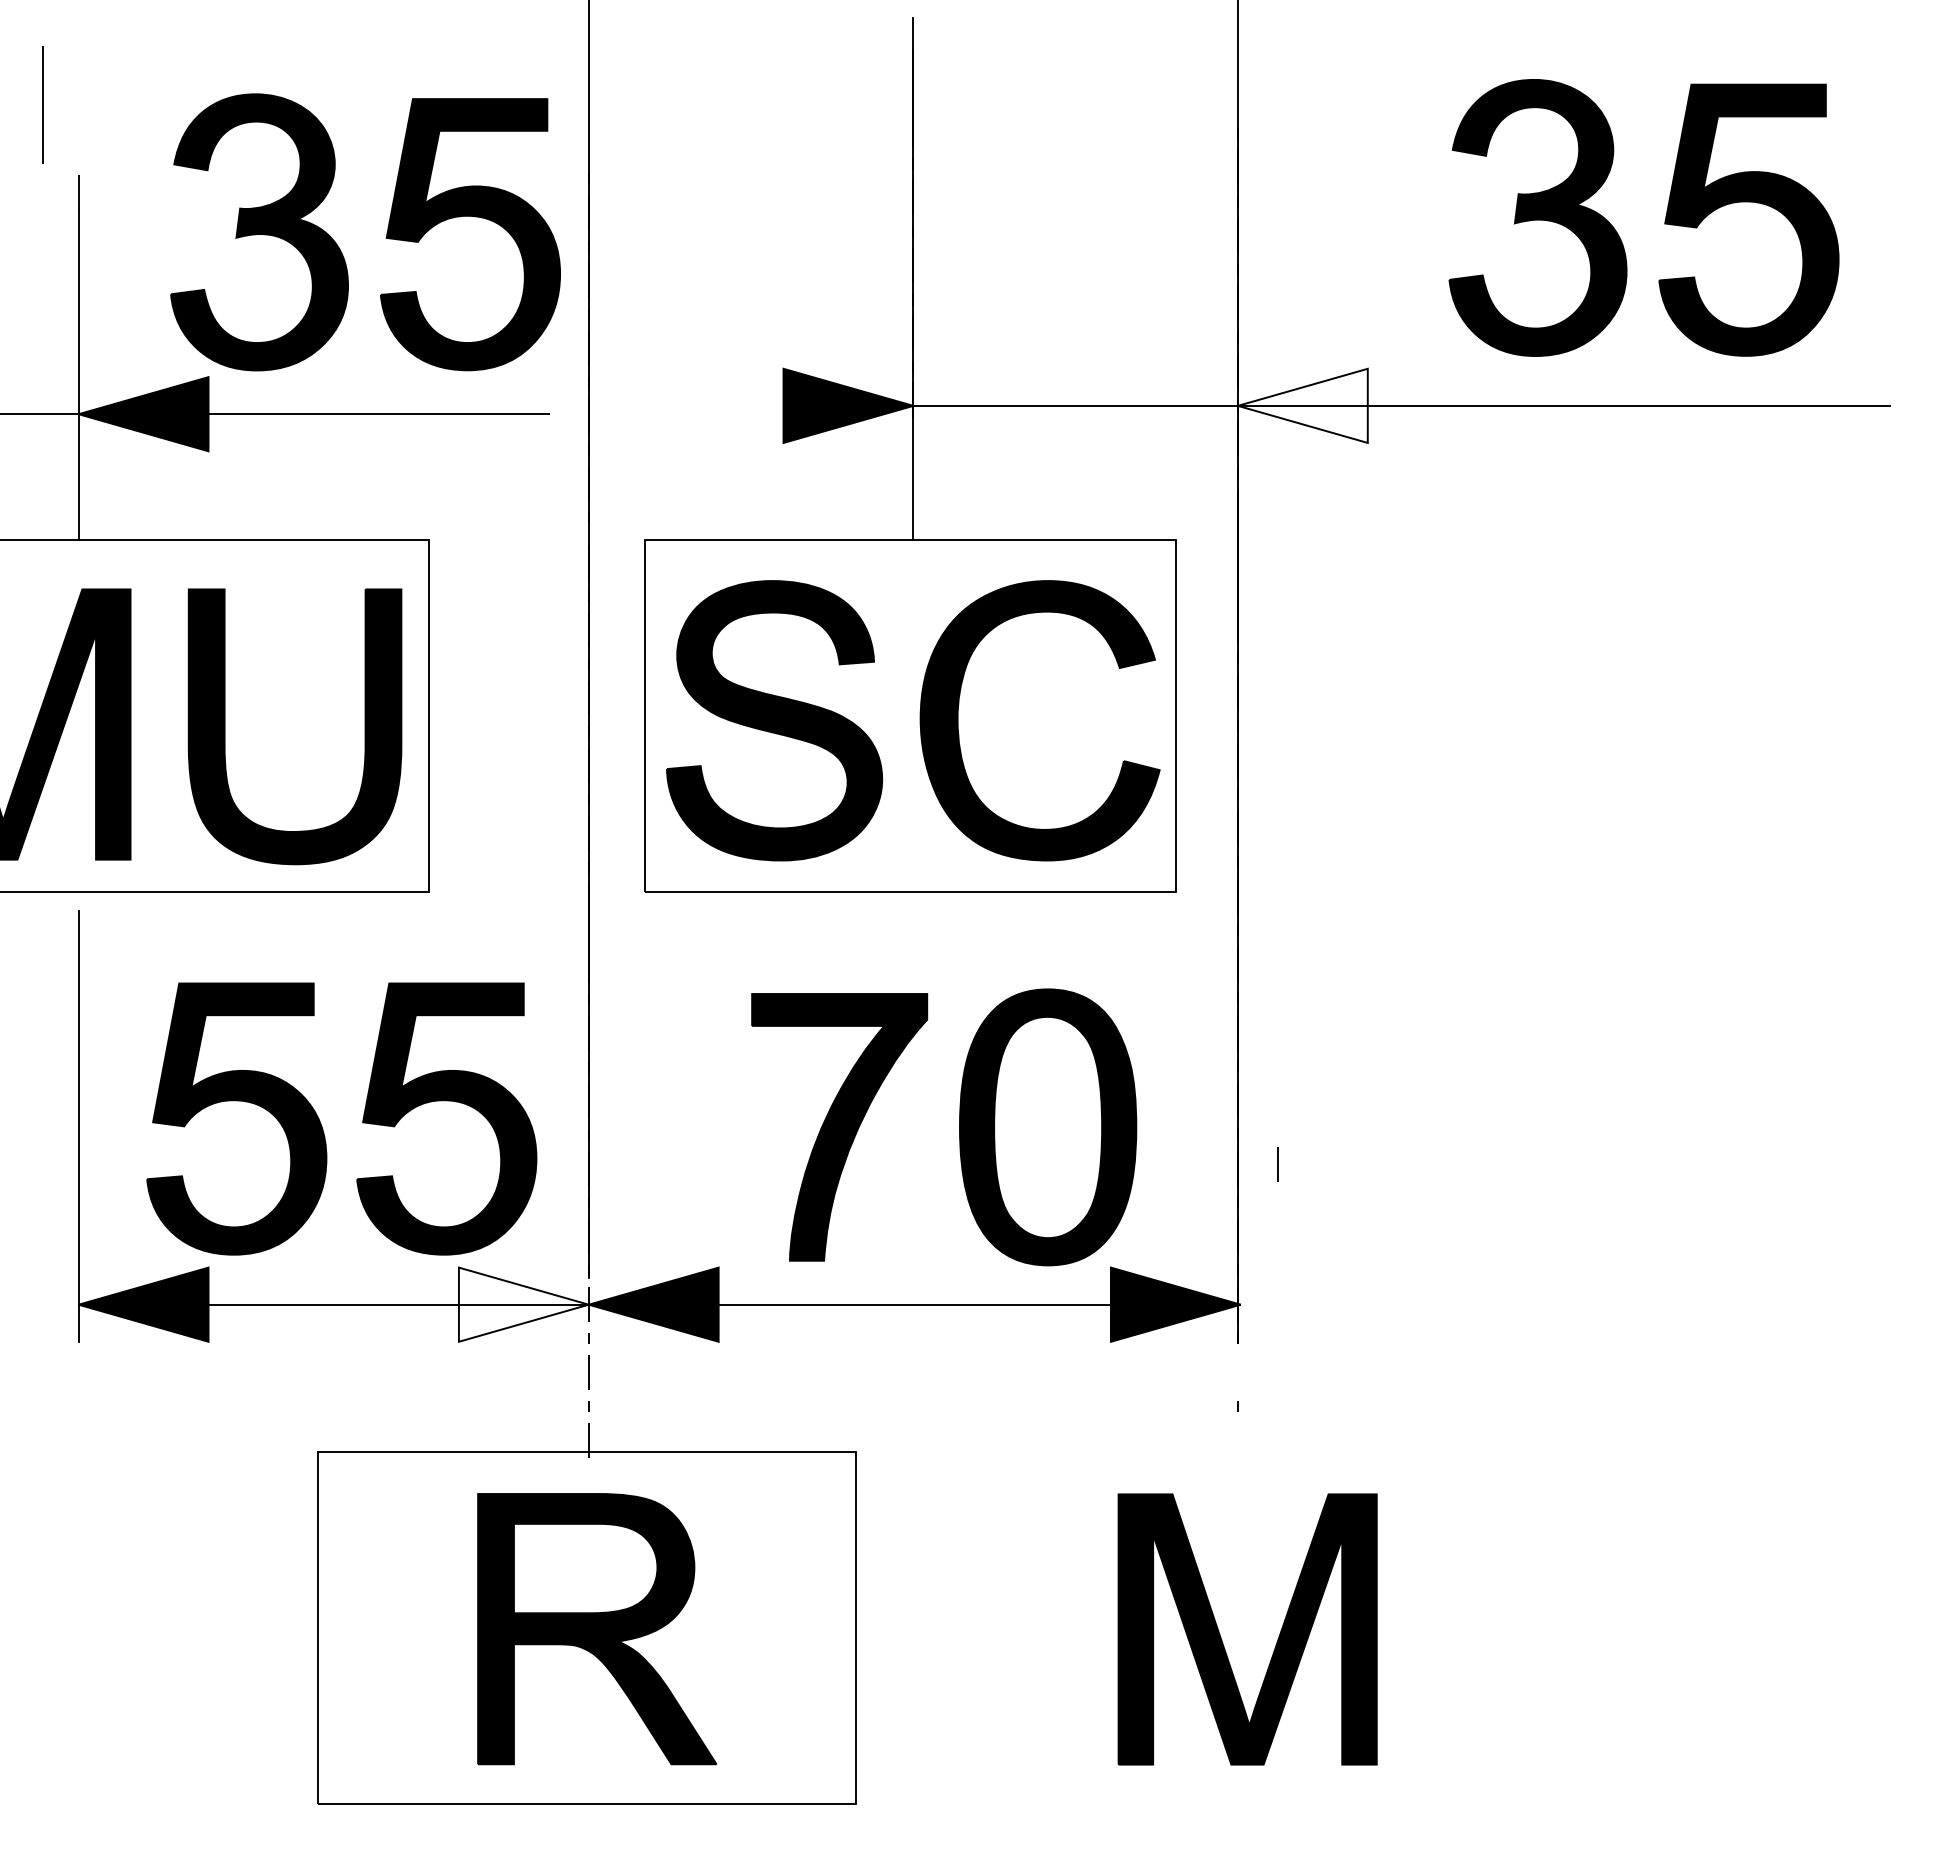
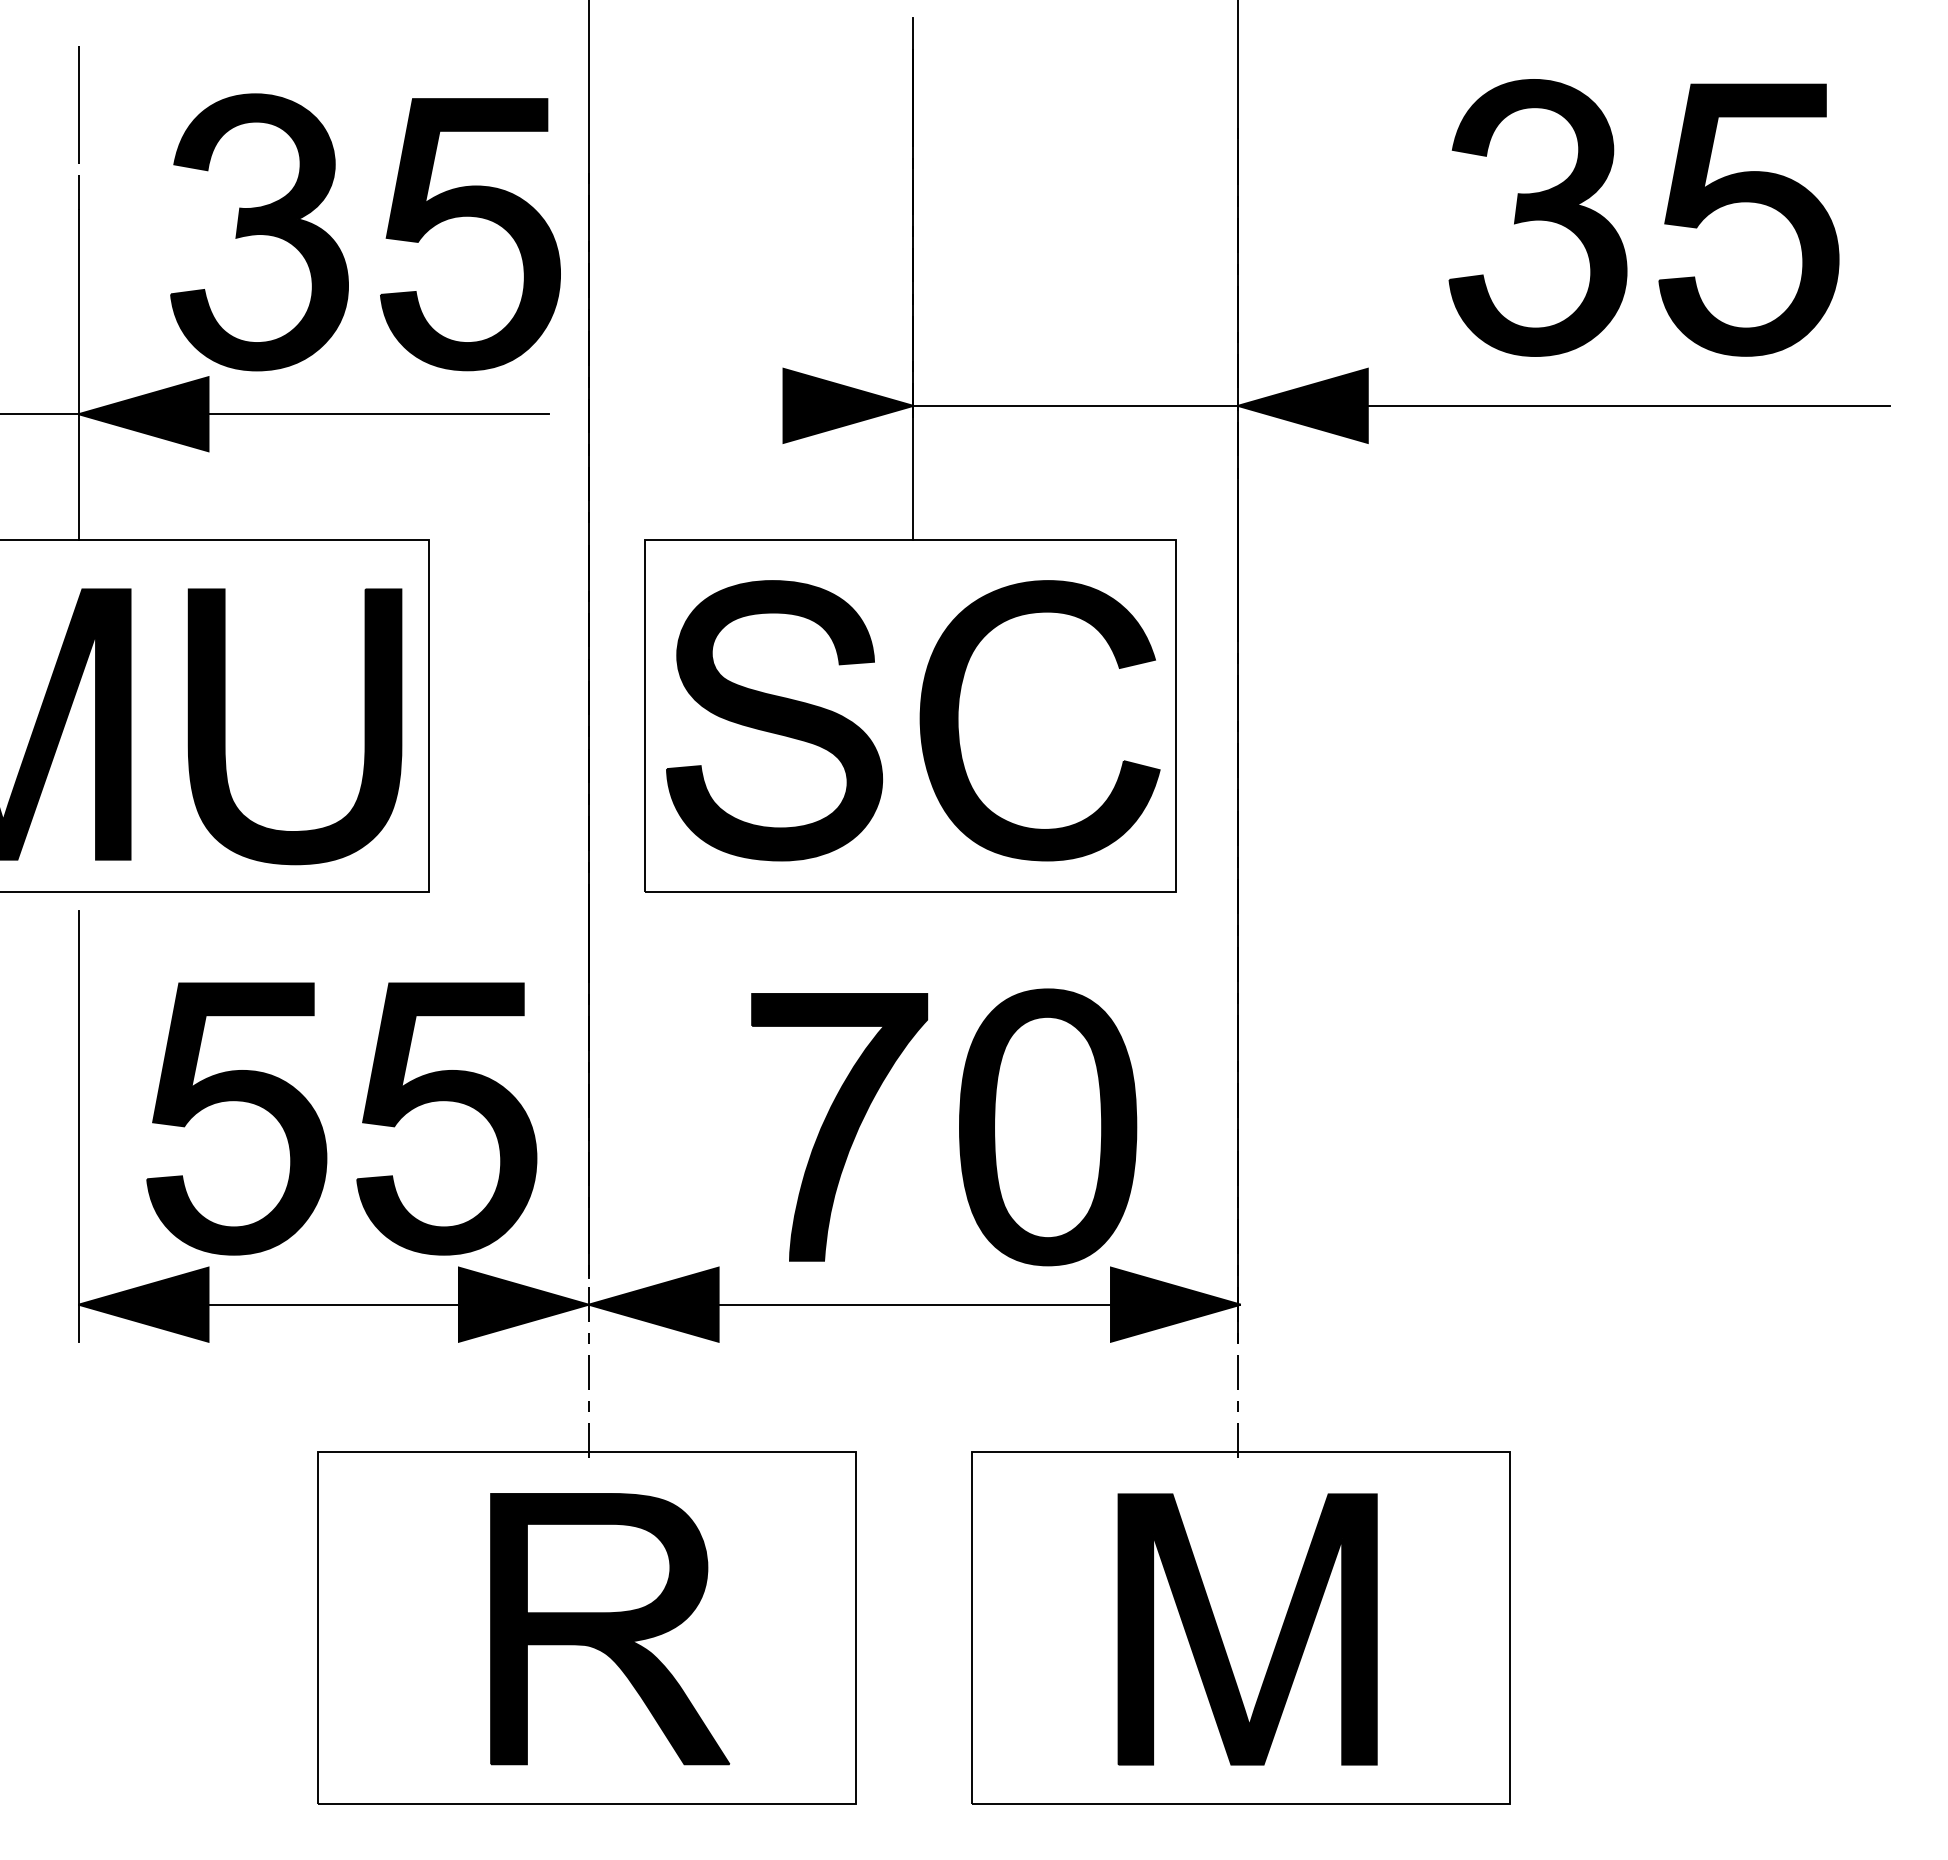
line position: (42, 104) -> (78, 104) (78, 104)
fill: none -> present (1302, 405)
line position: (1277, 1164) -> (1237, 1372) (1237, 1372)
fill: none -> present (523, 1304)
part: none -> present (1240, 1613)
part position: (597, 1629) -> (610, 1629) (610, 1629)
